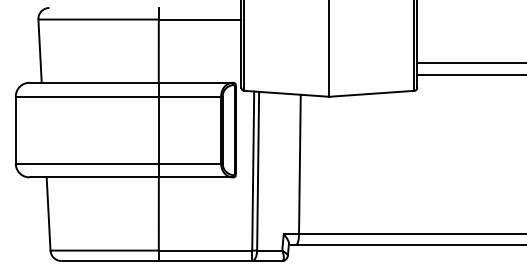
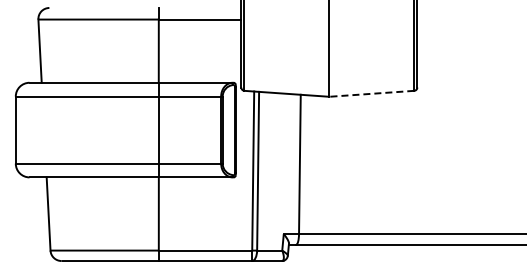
line: present -> none (470, 62)
line: present -> none (470, 74)
line: solid -> dashed (371, 93)
